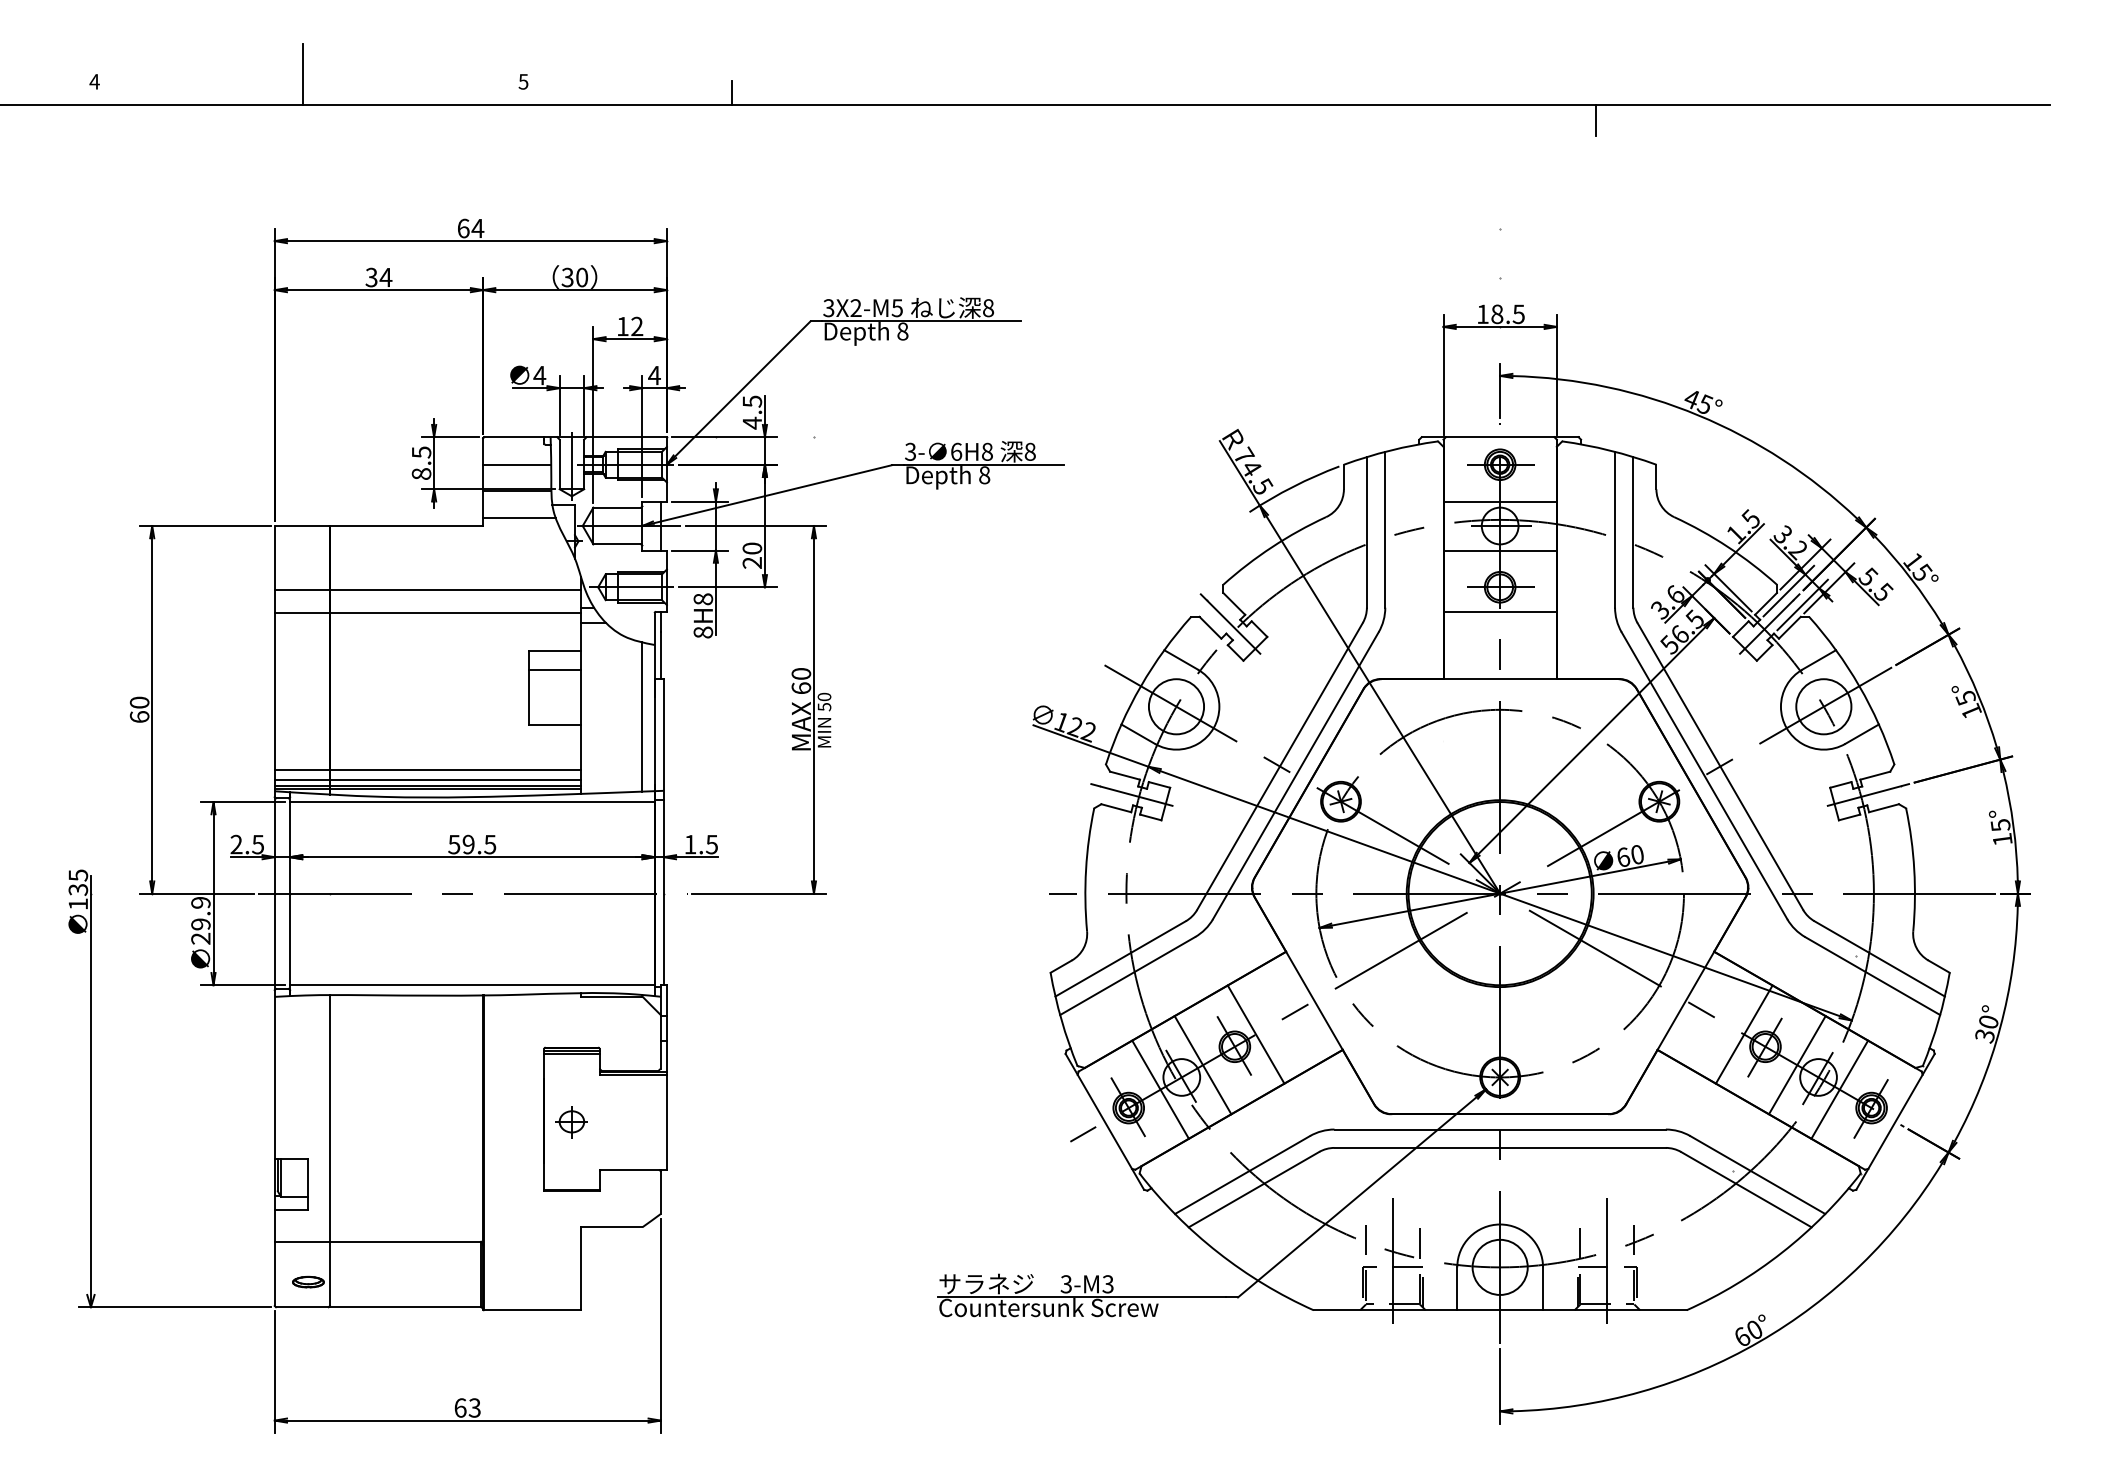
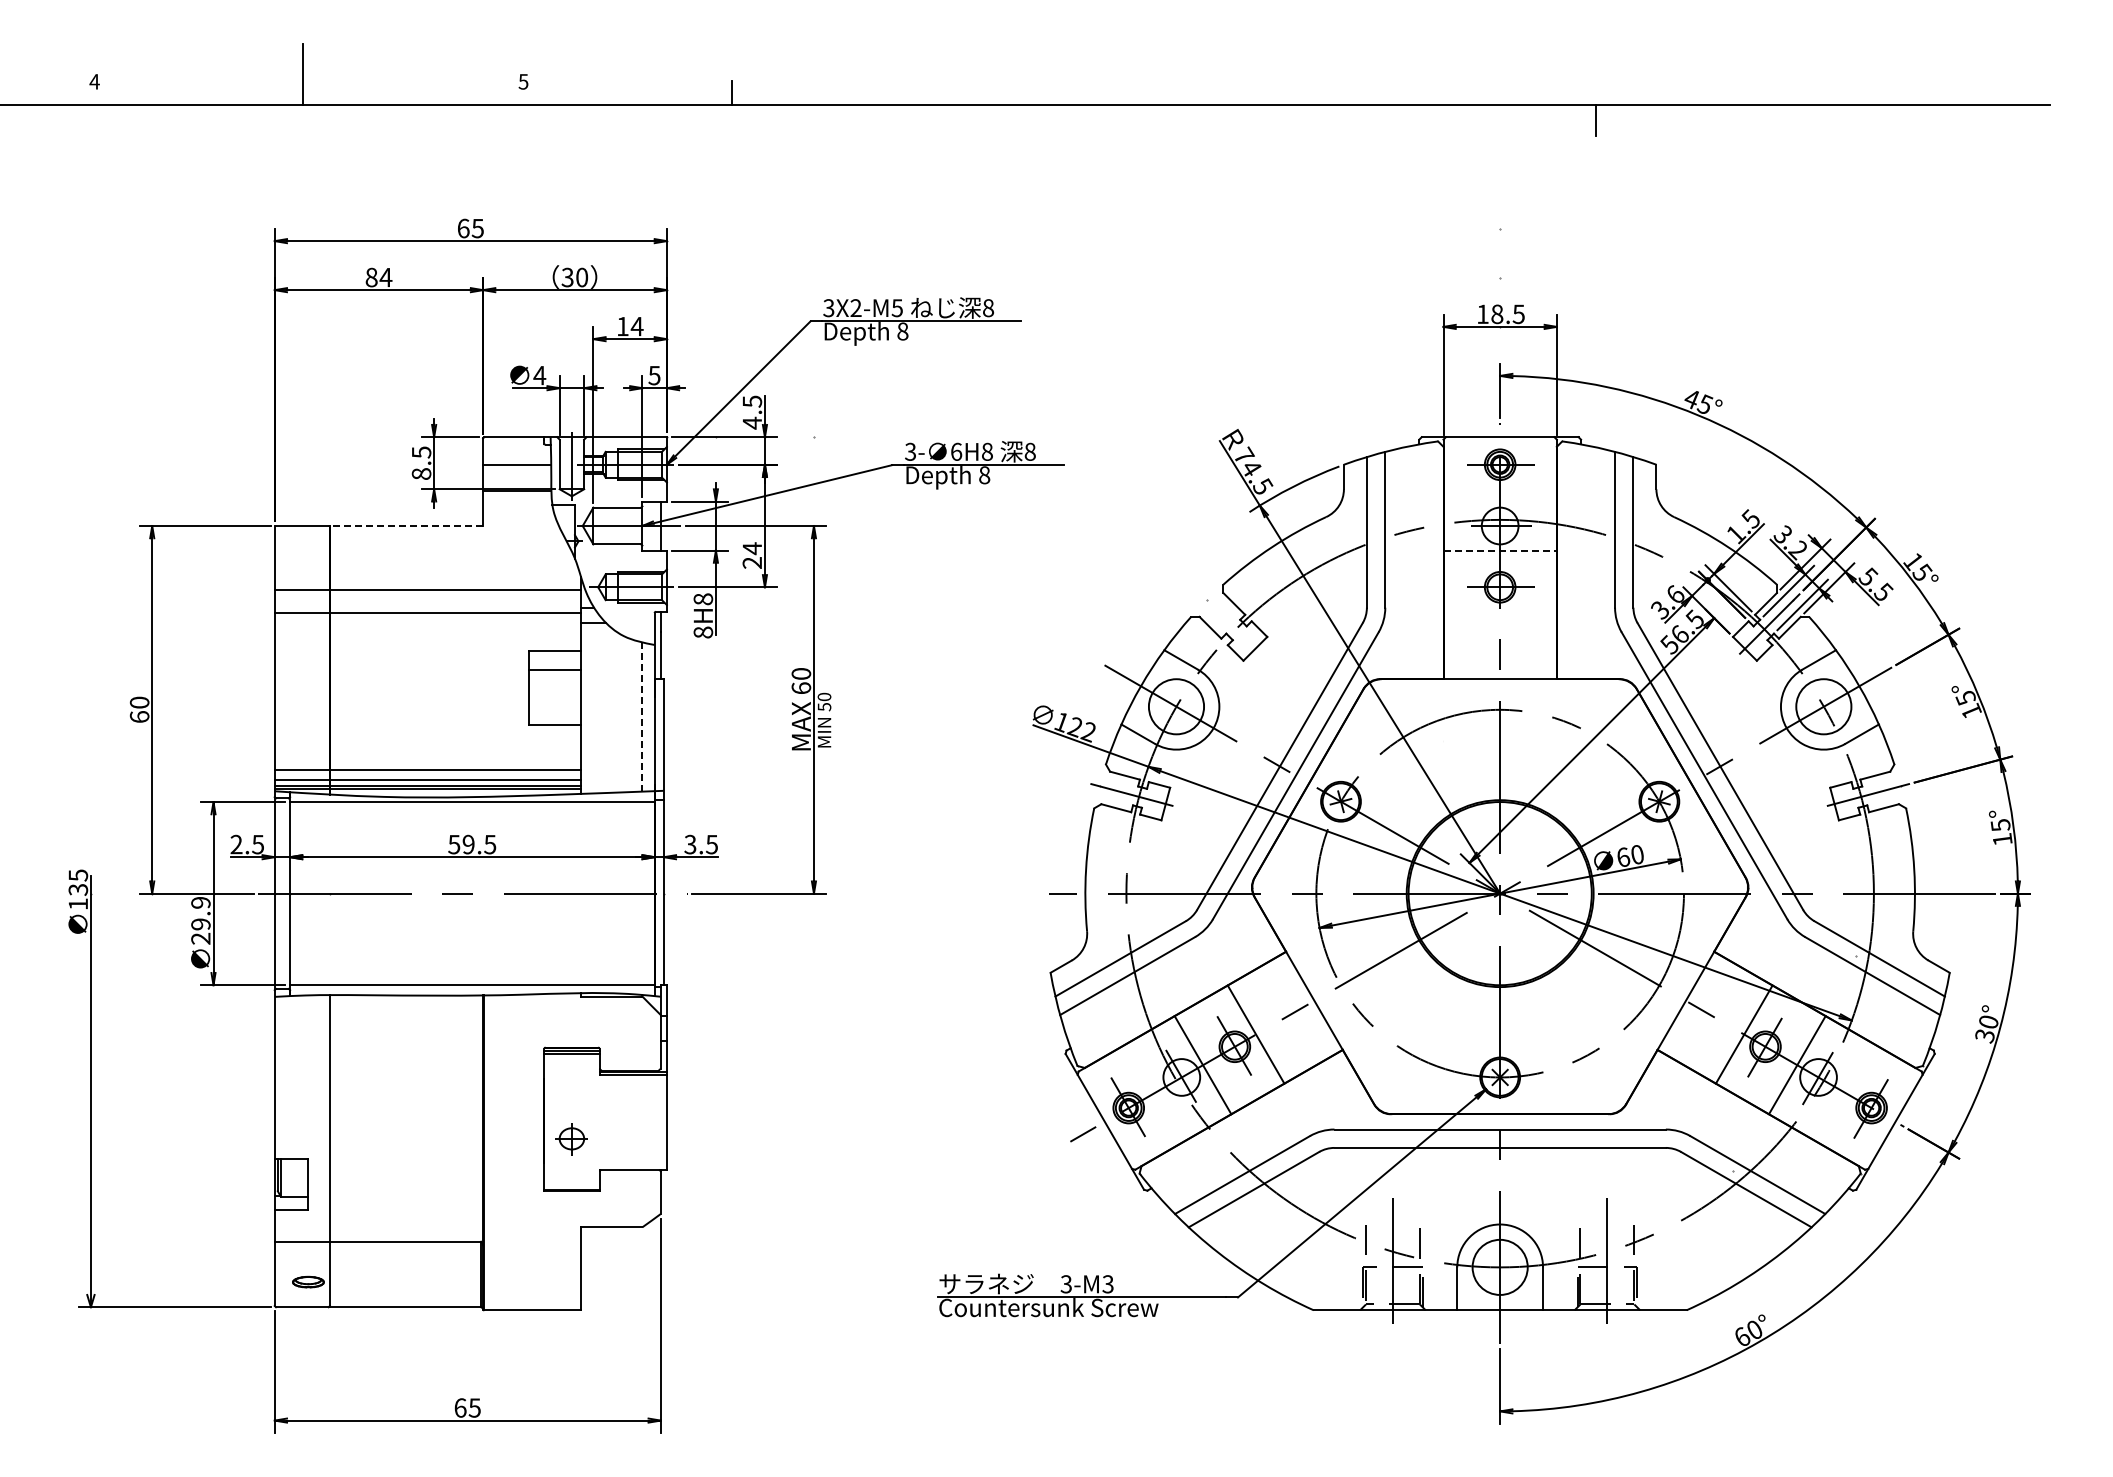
text: 64 -> 65 (477, 228)
text: 34 -> 84 (371, 277)
text: 12 -> 14 (636, 326)
text: 4 -> 5 (654, 375)
line: present -> none (1499, 501)
line: present -> none (519, 518)
line: solid -> dashed (406, 526)
text: 20 -> 24 (752, 548)
line: solid -> dashed (1500, 550)
line: present -> none (1499, 611)
line: present -> none (1230, 623)
line: solid -> dashed (642, 717)
text: 1.5 -> 3.5 (690, 844)
line: present -> none (1160, 1089)
line: present -> none (1839, 1089)
part position: (571, 1122) -> (571, 1139) (571, 1139)
text: 63 -> 65 (474, 1407)
